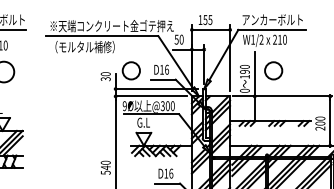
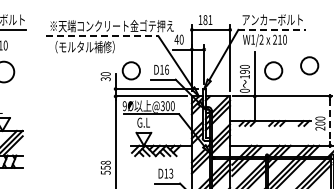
text: 155 -> 181 (207, 20)
line: solid -> dashed (271, 29)
line: solid -> dashed (102, 36)
text: 50 -> 40 (176, 39)
circle: none -> present (309, 65)
line: solid -> dashed (330, 121)
text: 540 -> 558 (105, 165)
text: D16 -> D13 (171, 173)
